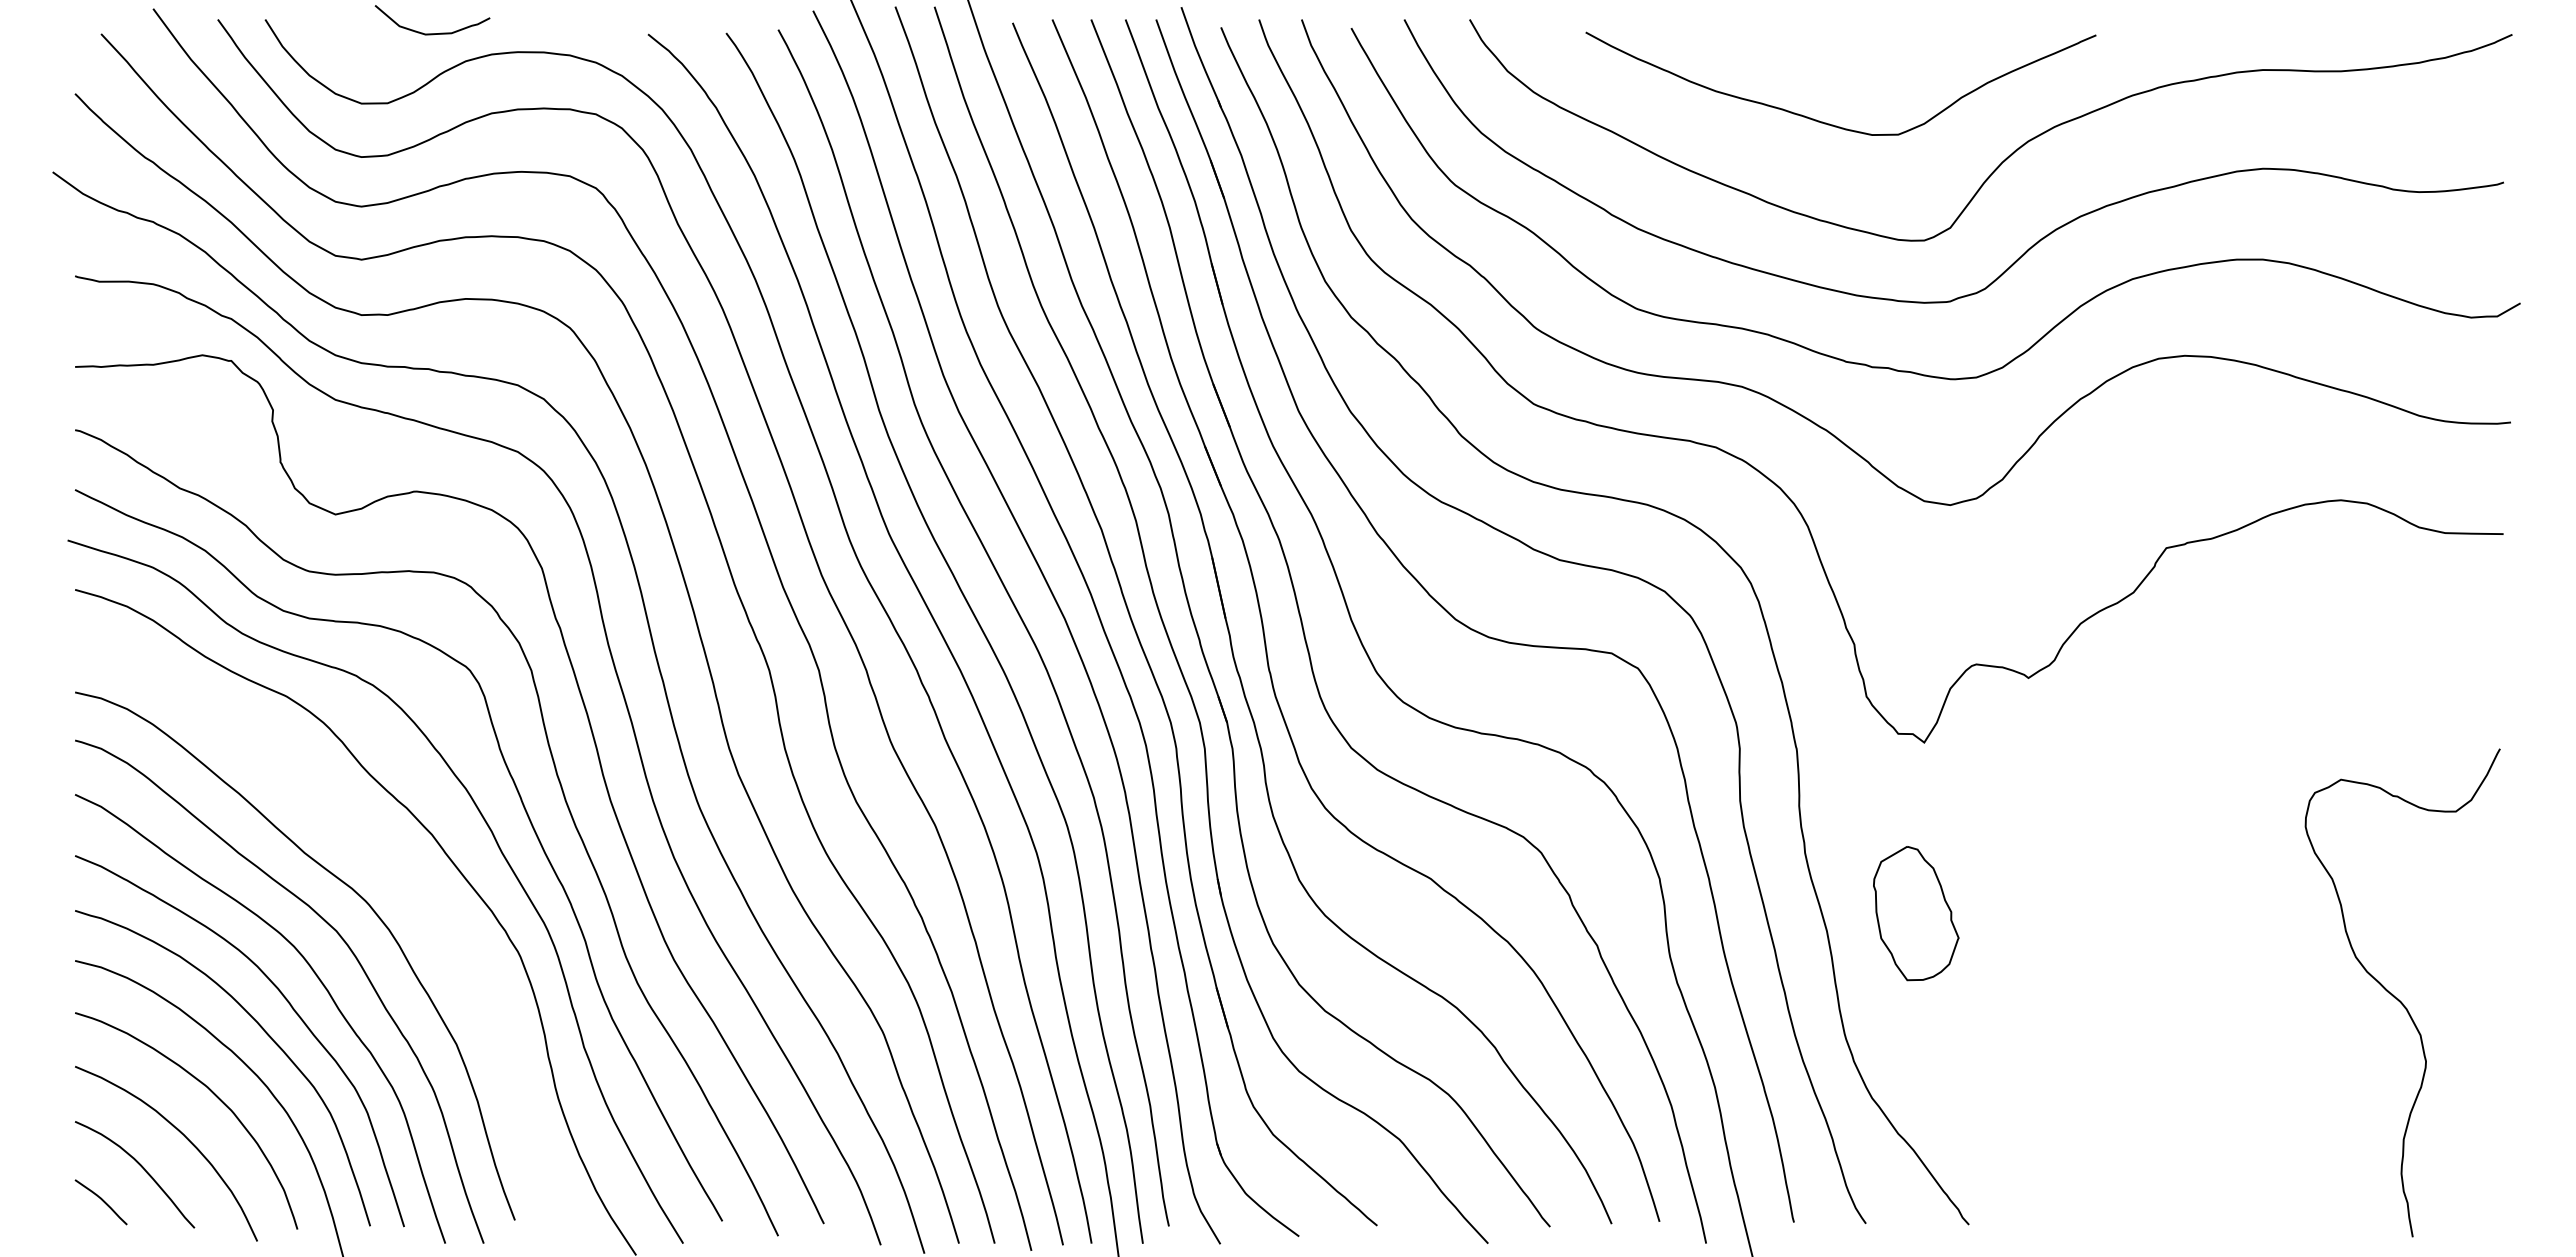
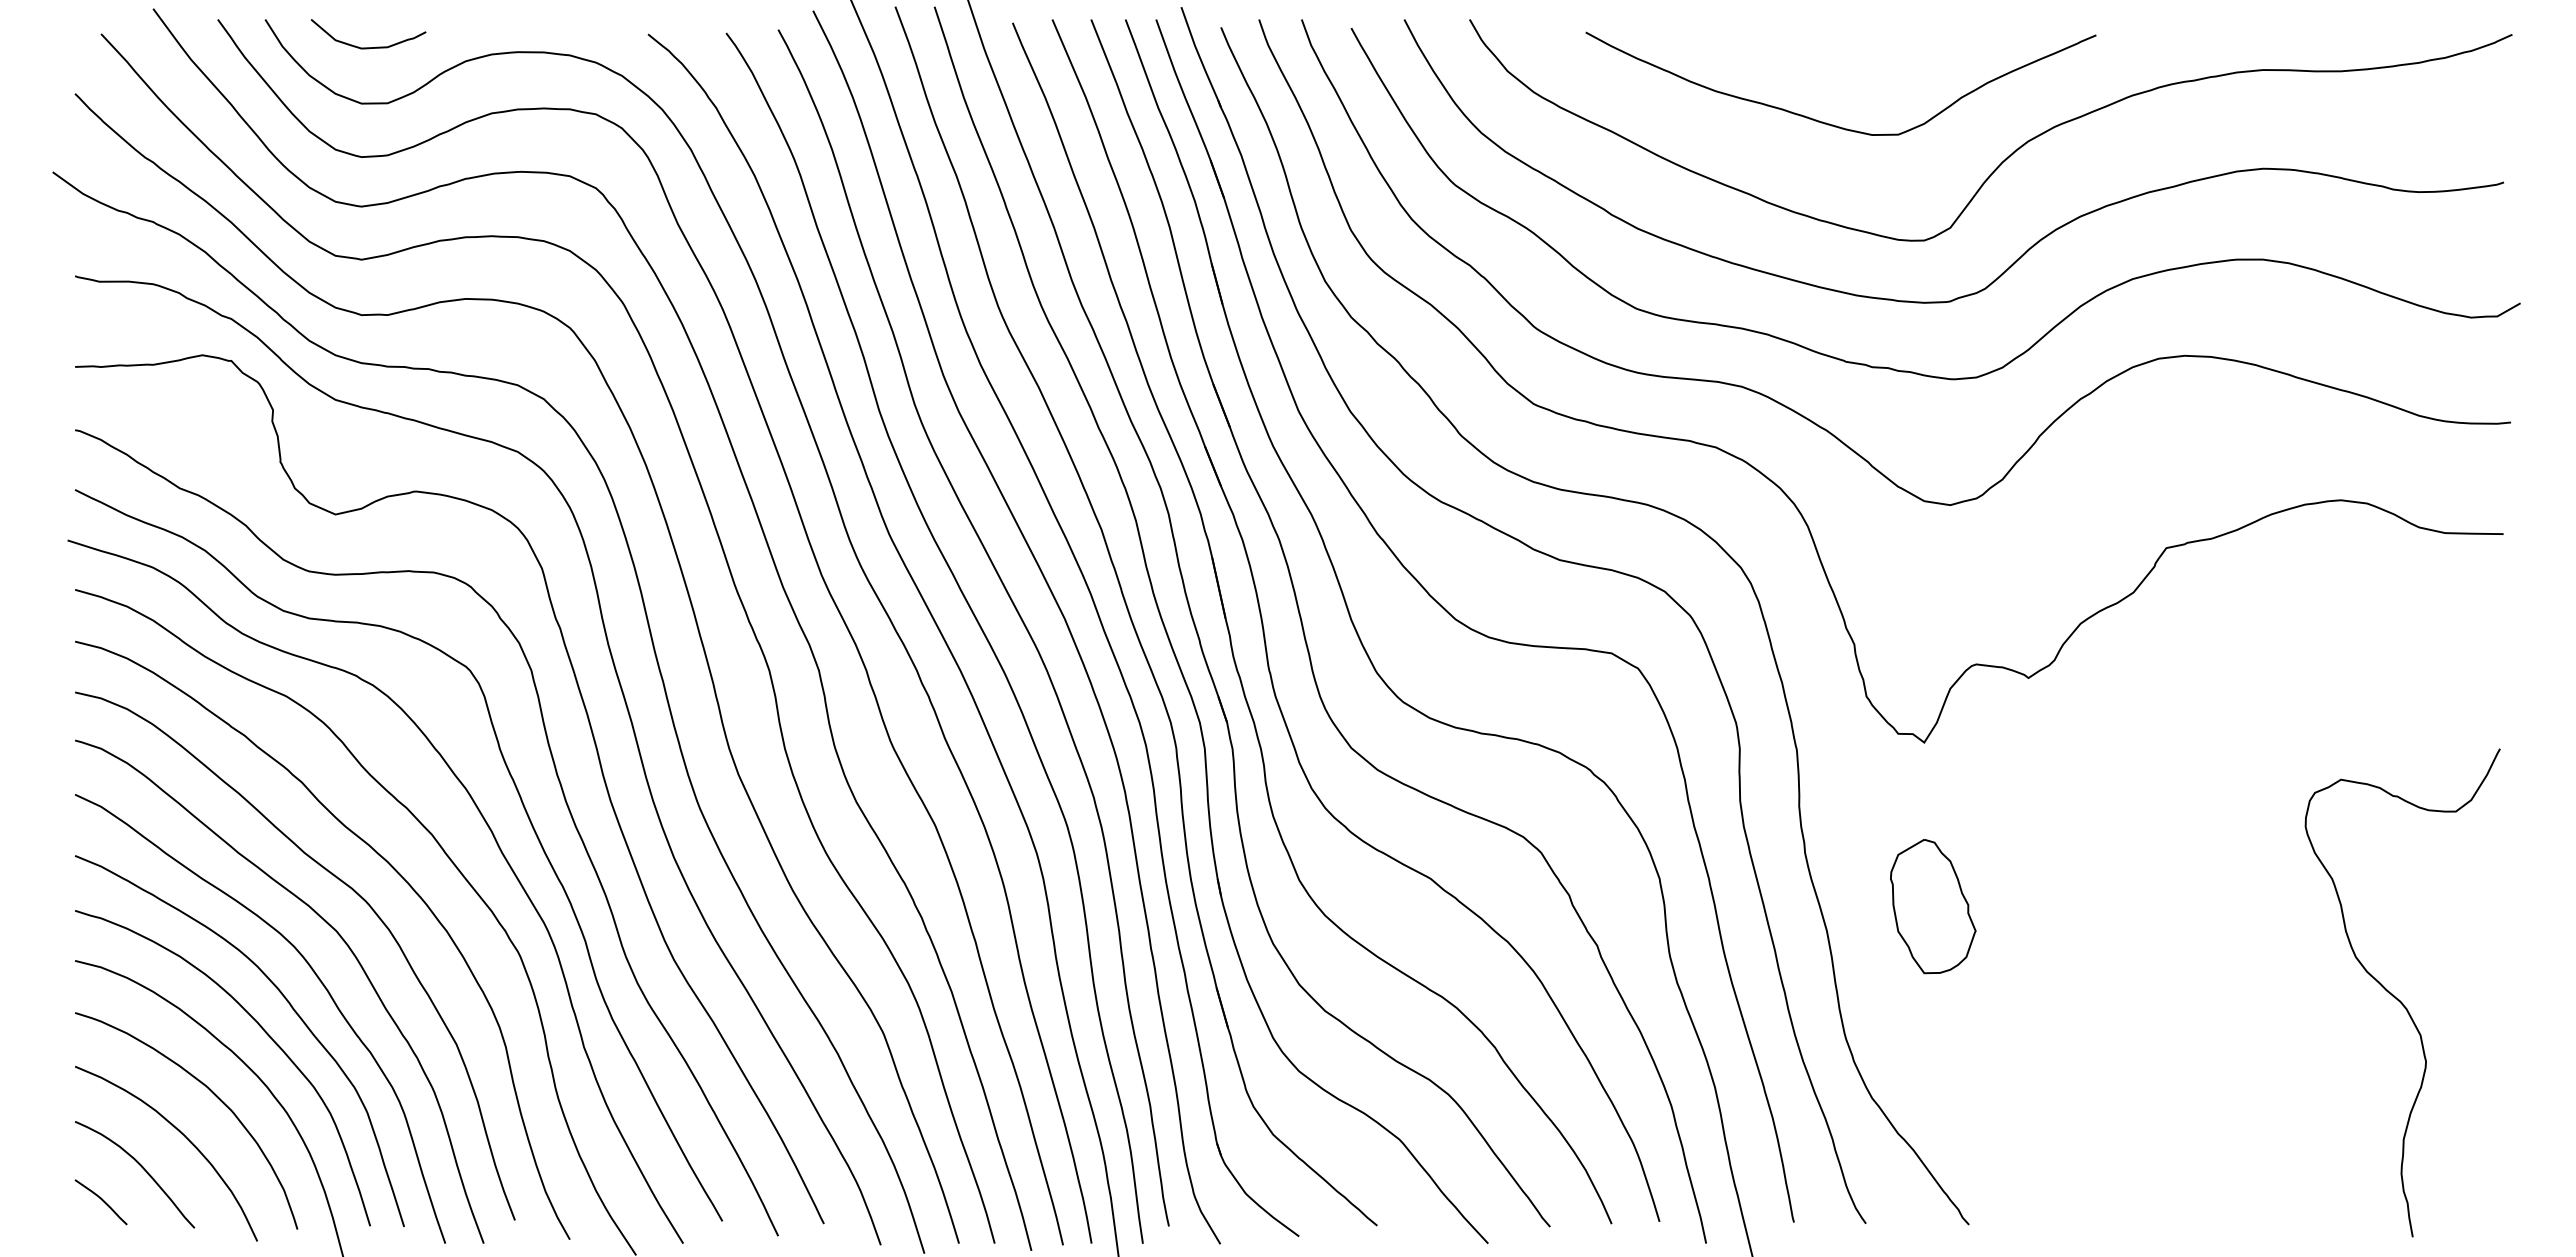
curve position: (432, 33) -> (368, 47) (368, 47)
curve: none -> present (392, 868)
part position: (1916, 913) -> (1933, 906) (1933, 906)
